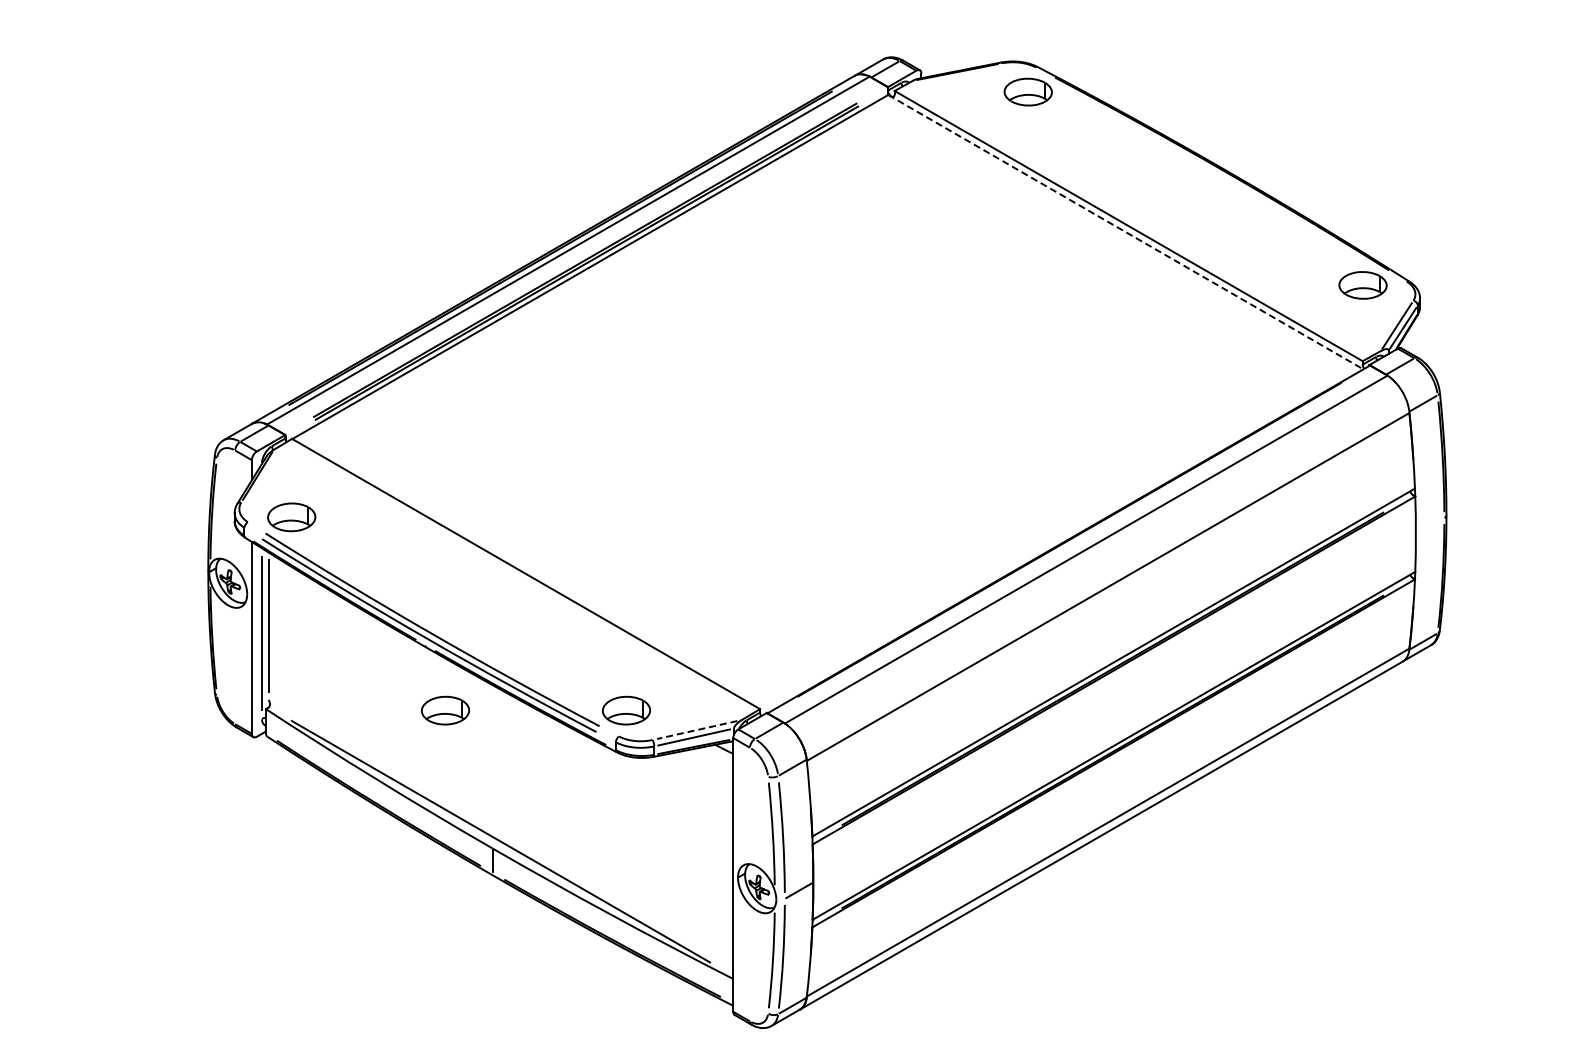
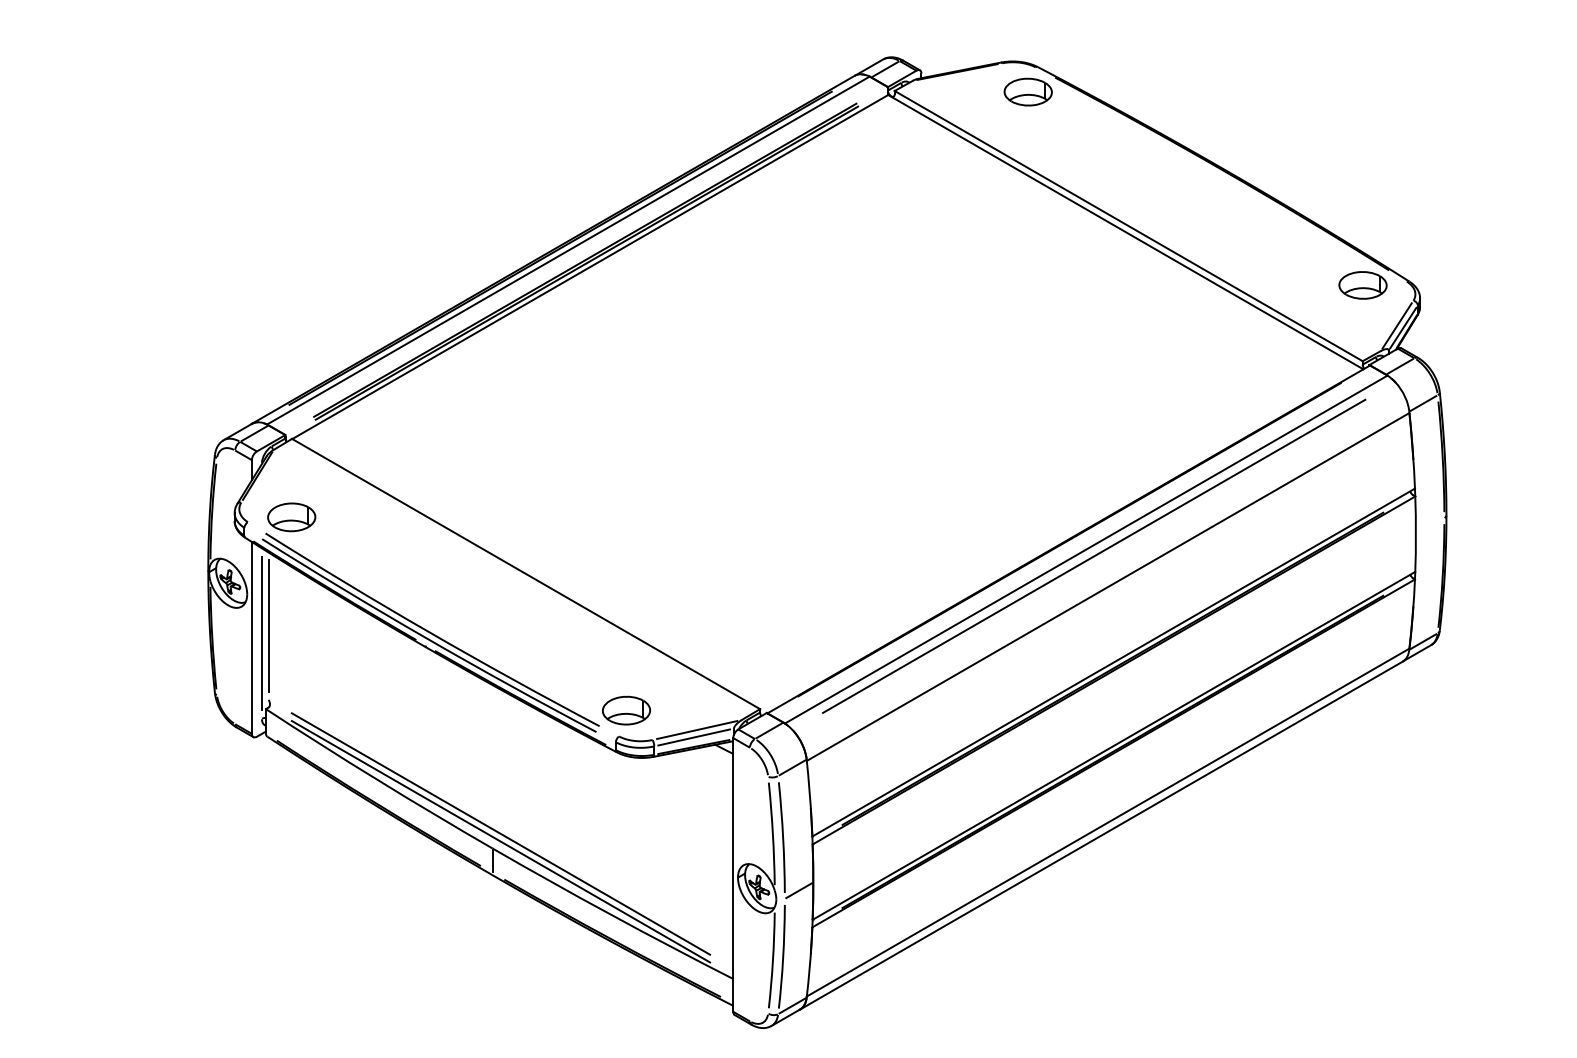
line: dashed -> solid (1126, 232)
line: none -> present (1093, 555)
part: present -> none (445, 710)
line: dashed -> solid (696, 730)
line: none -> present (500, 833)
